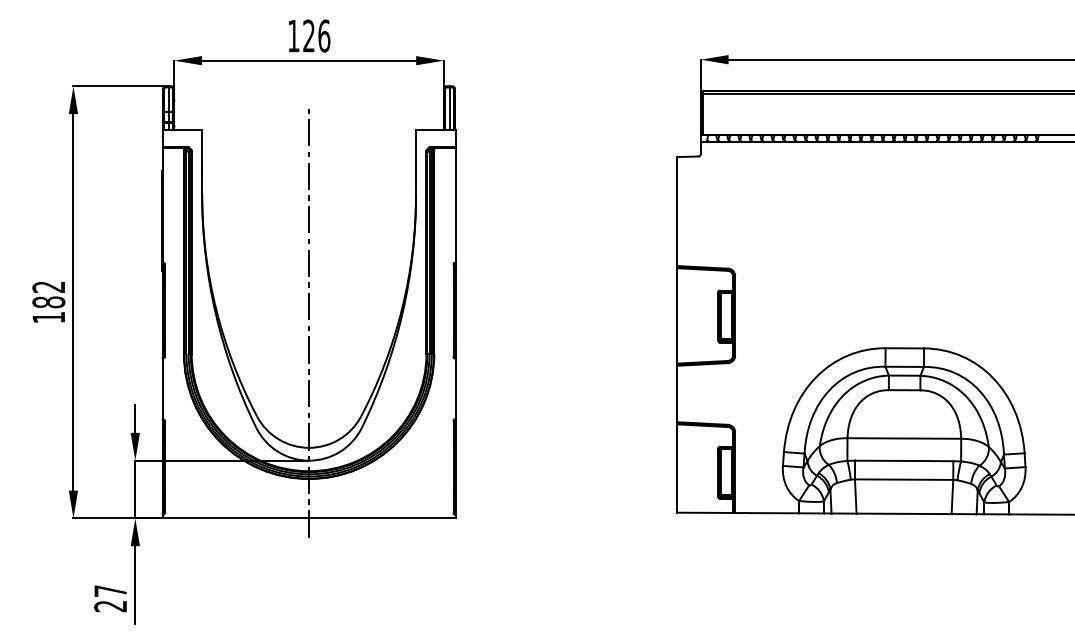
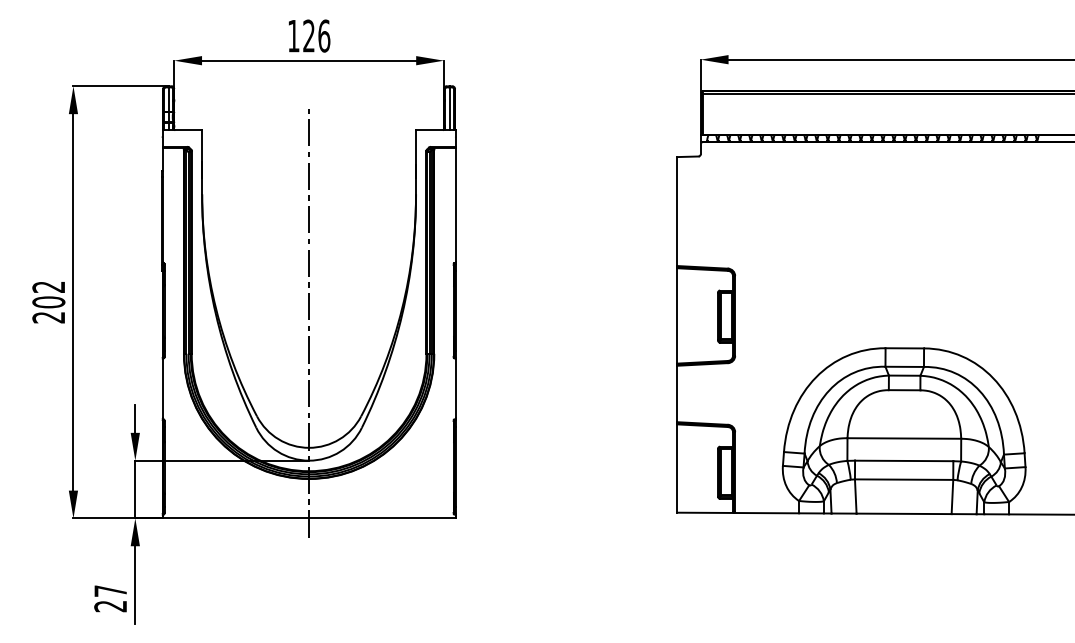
text: 182 -> 202 (48, 309)
